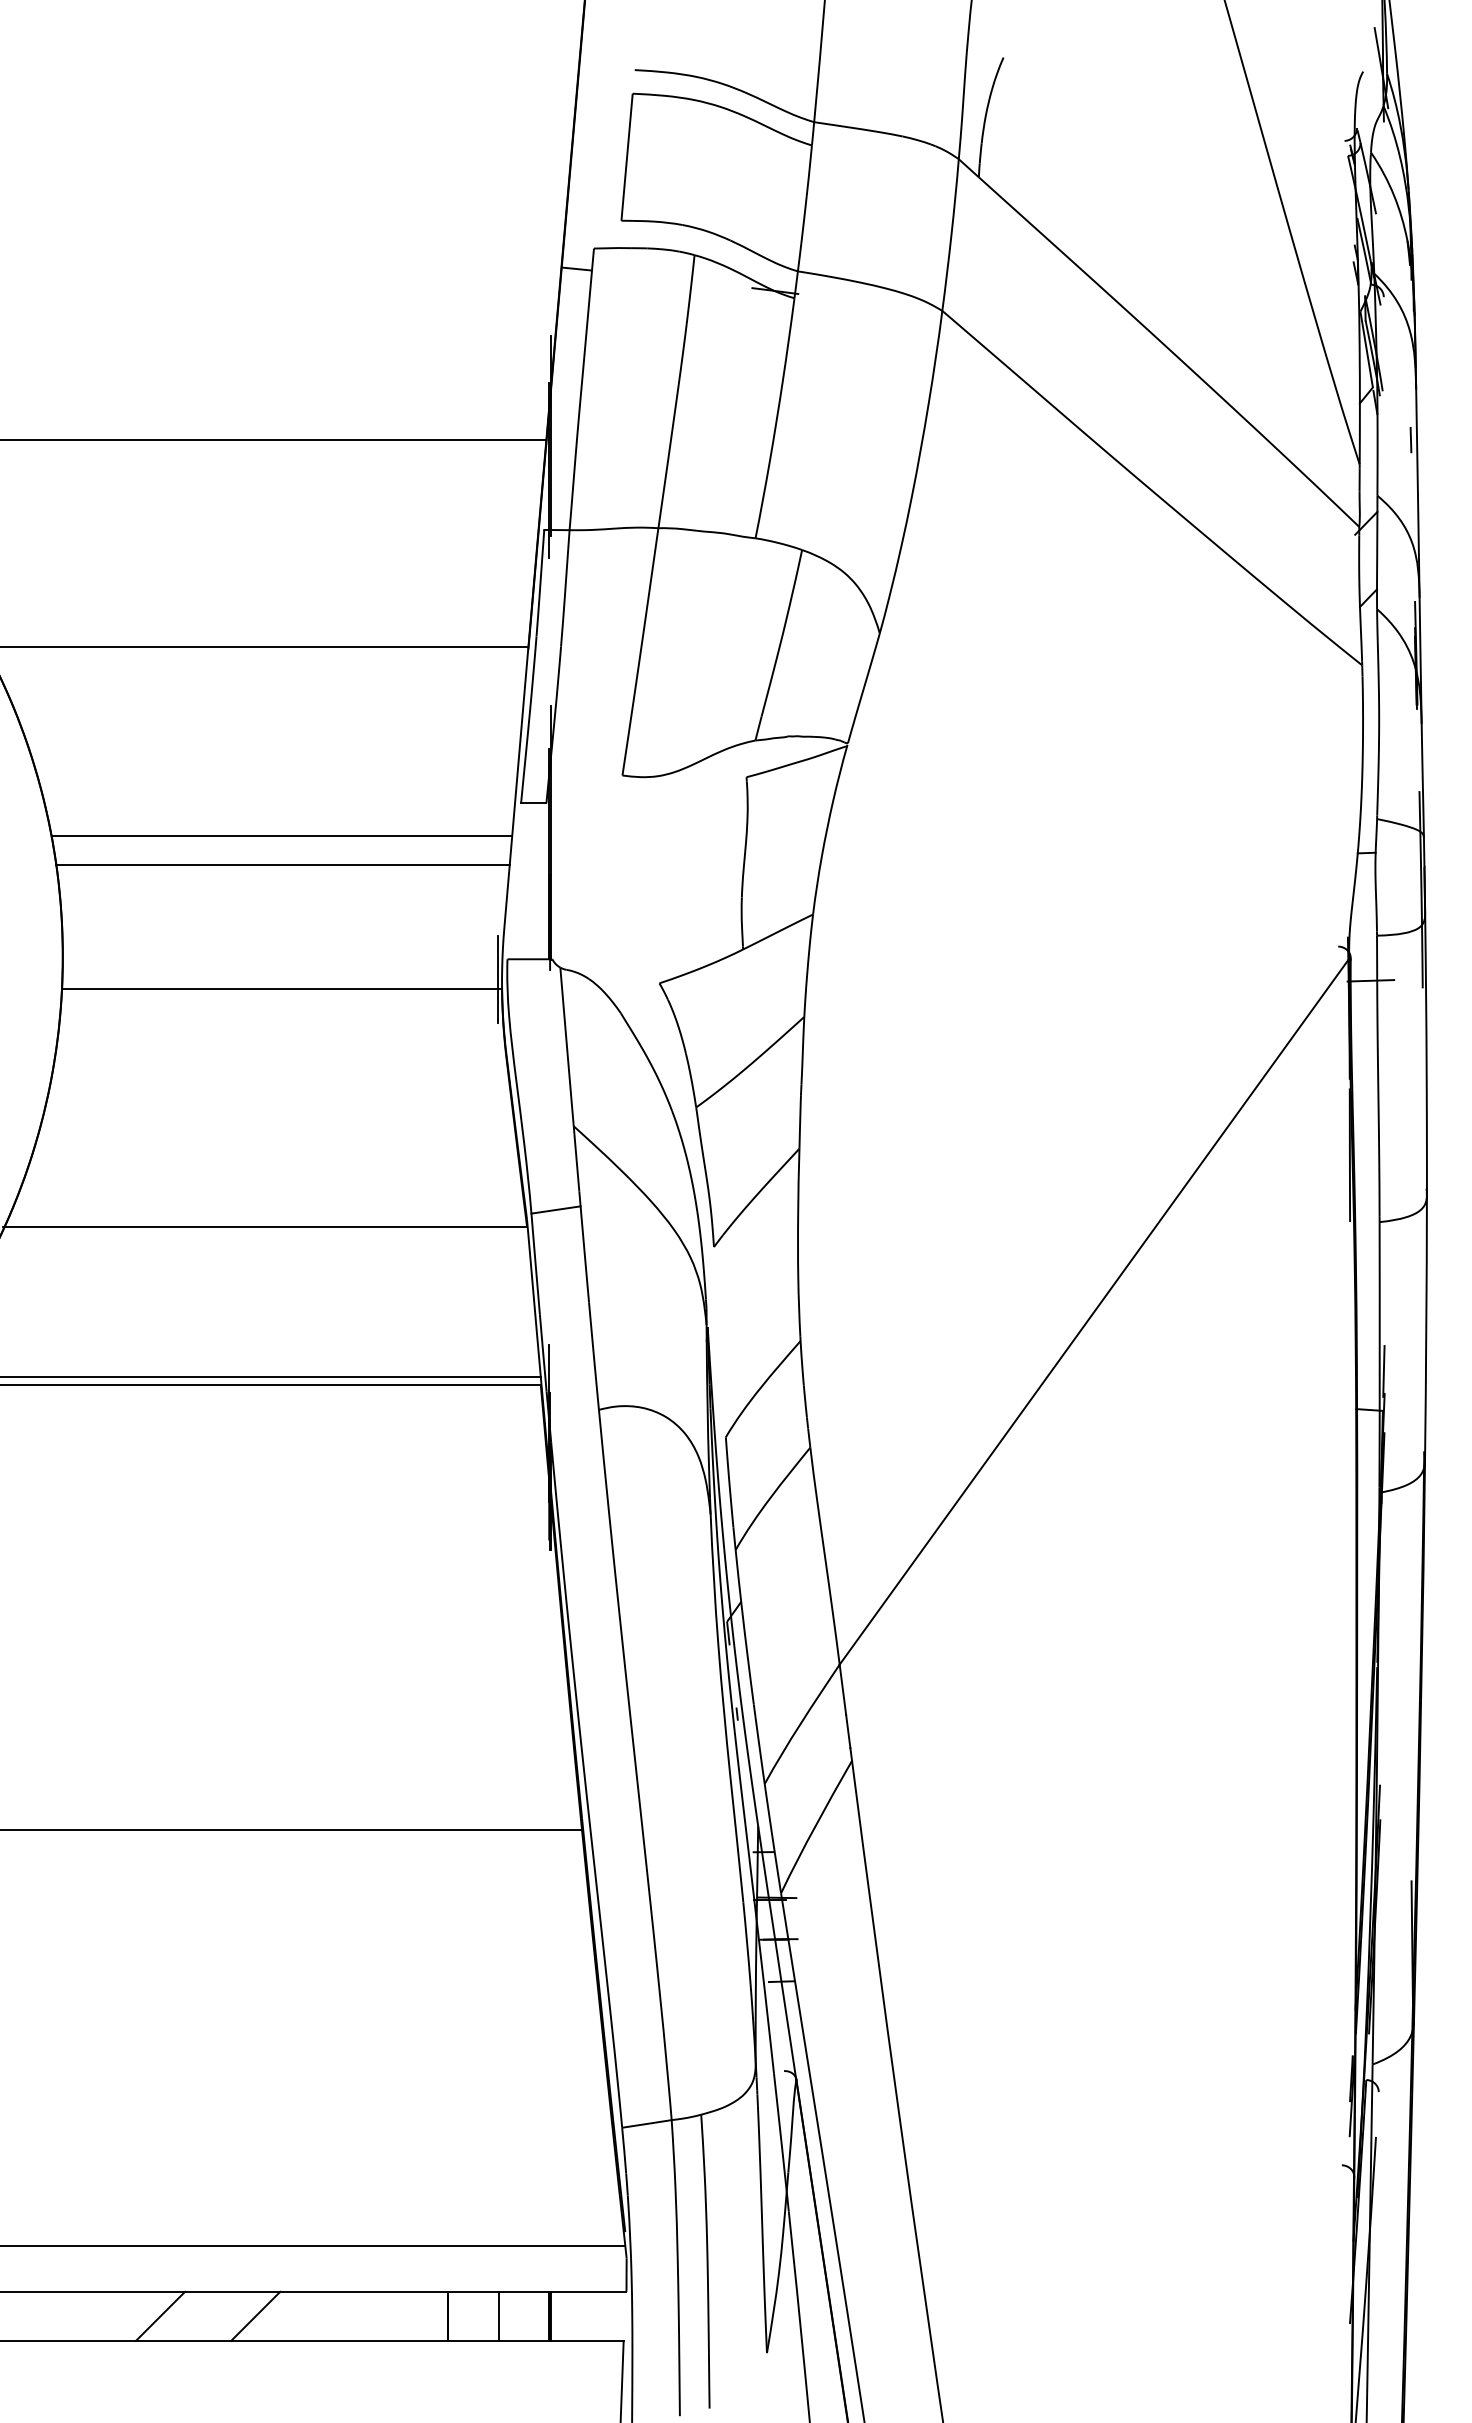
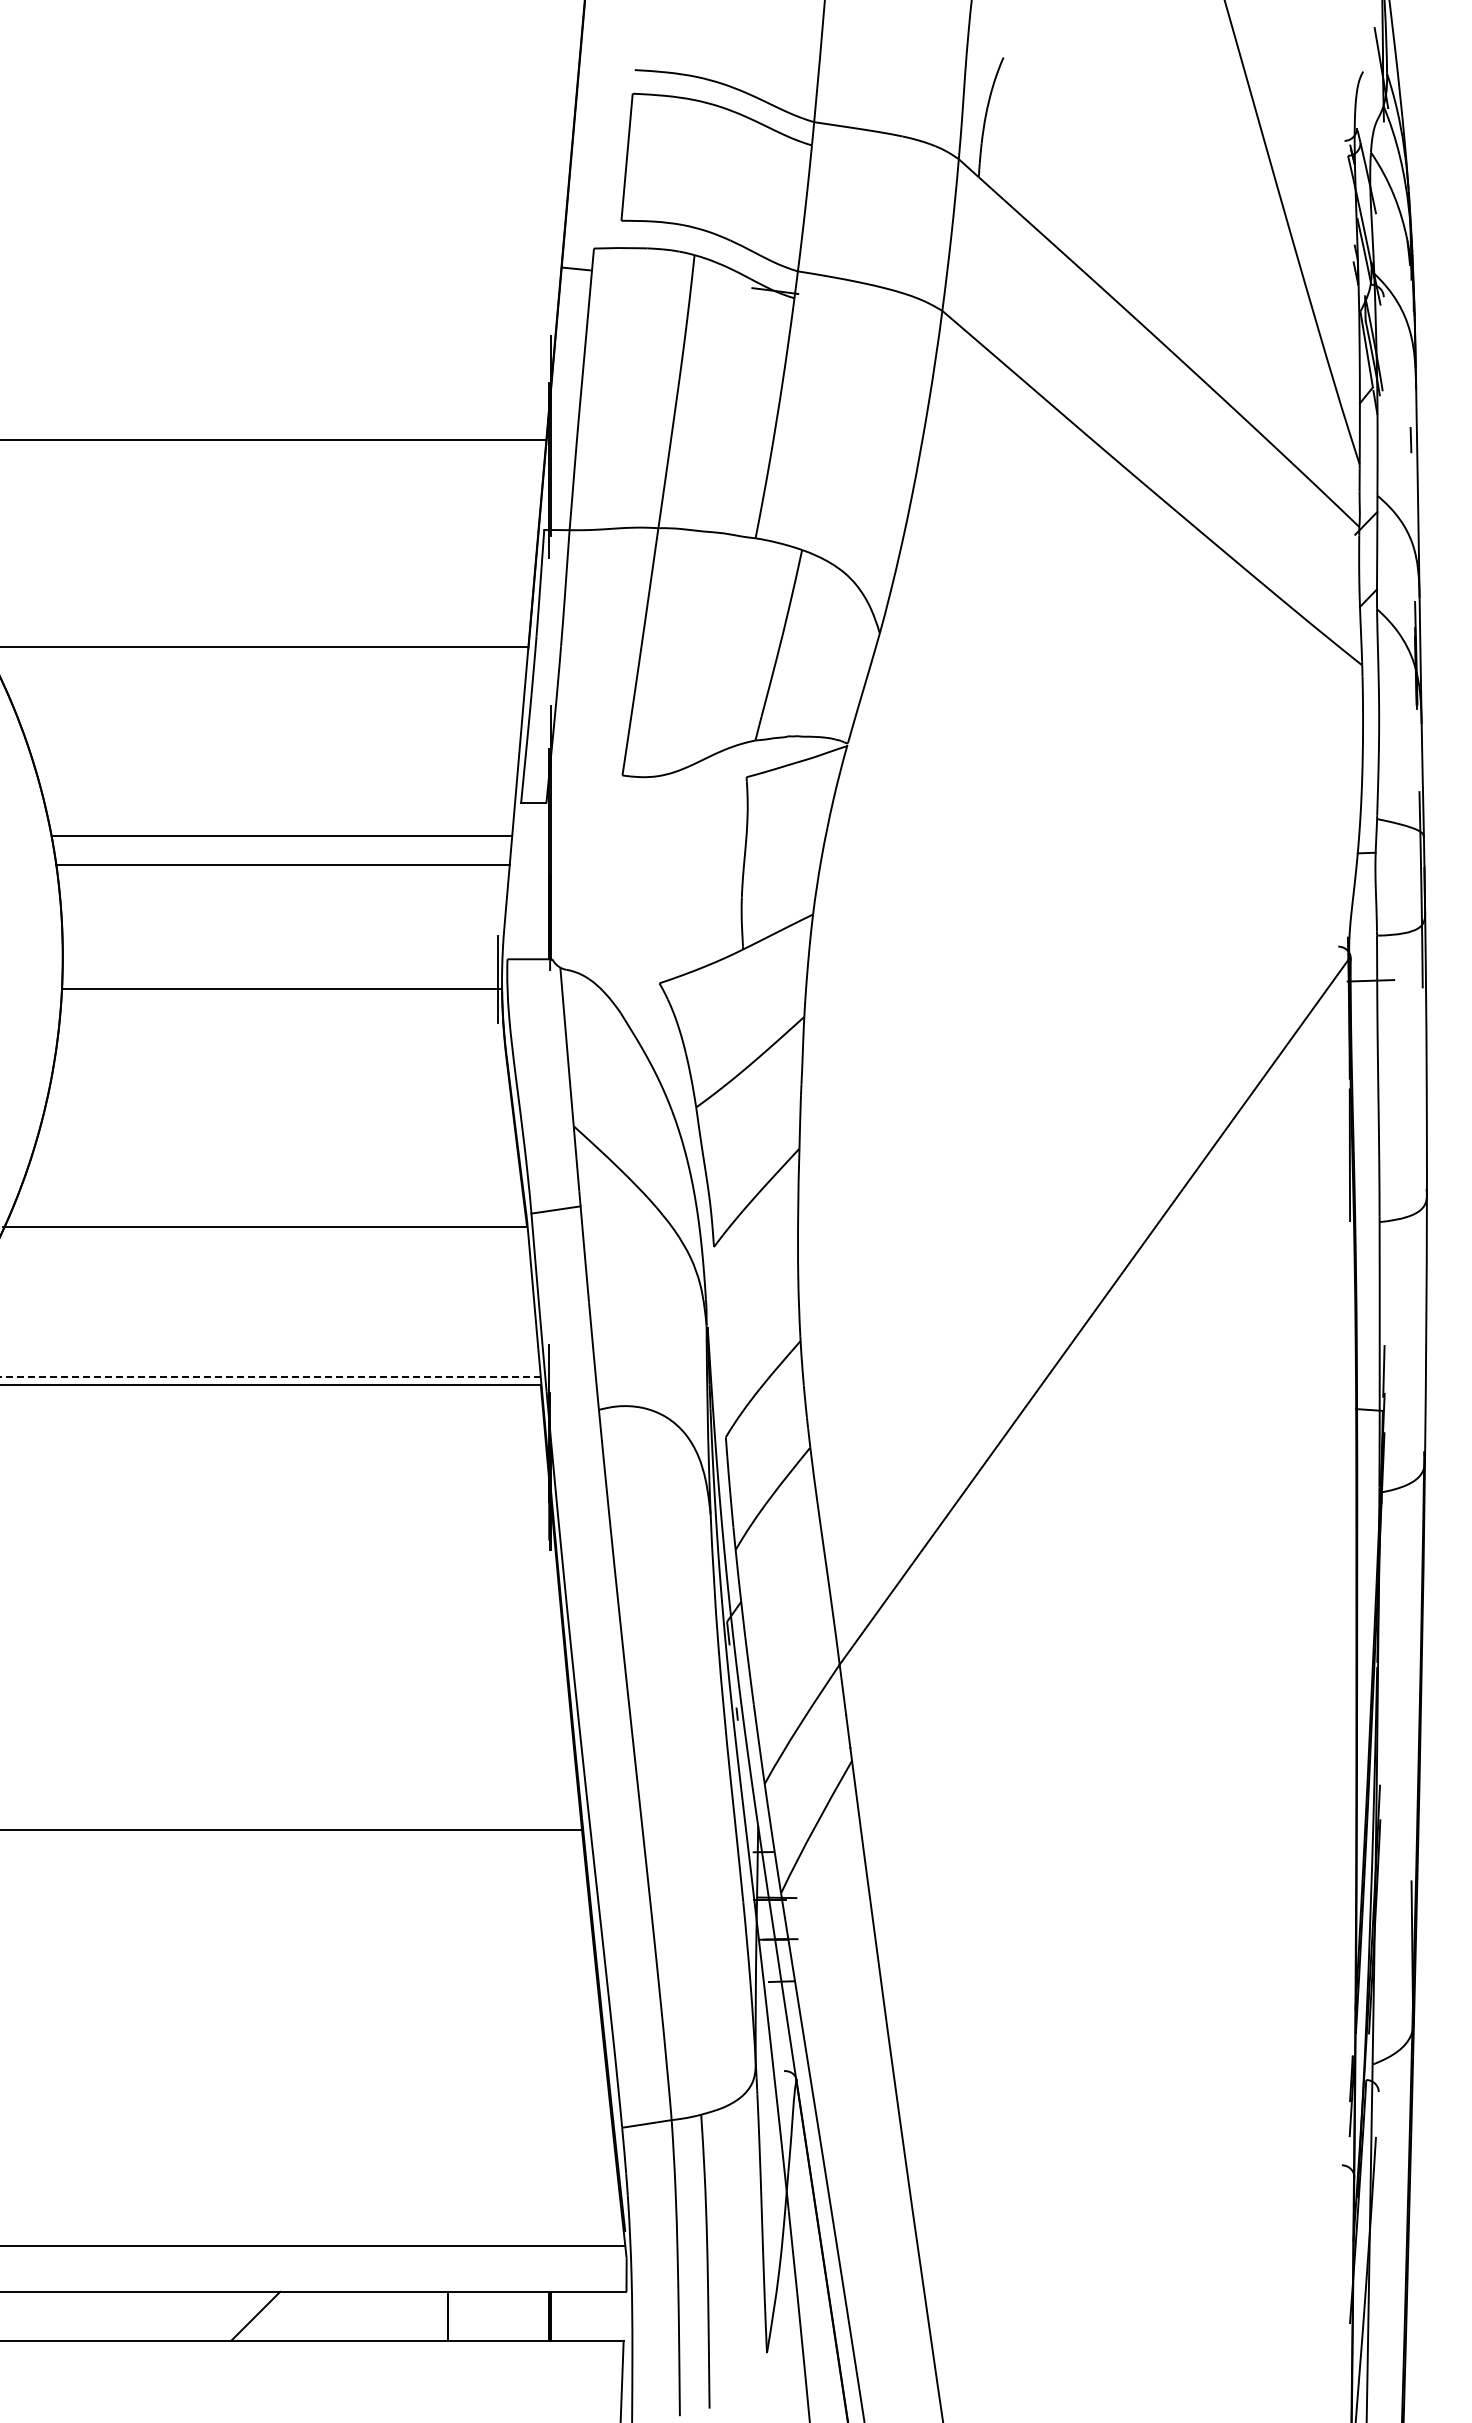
line: solid -> dashed (270, 1377)
line: present -> none (160, 2315)
line: present -> none (498, 2315)
